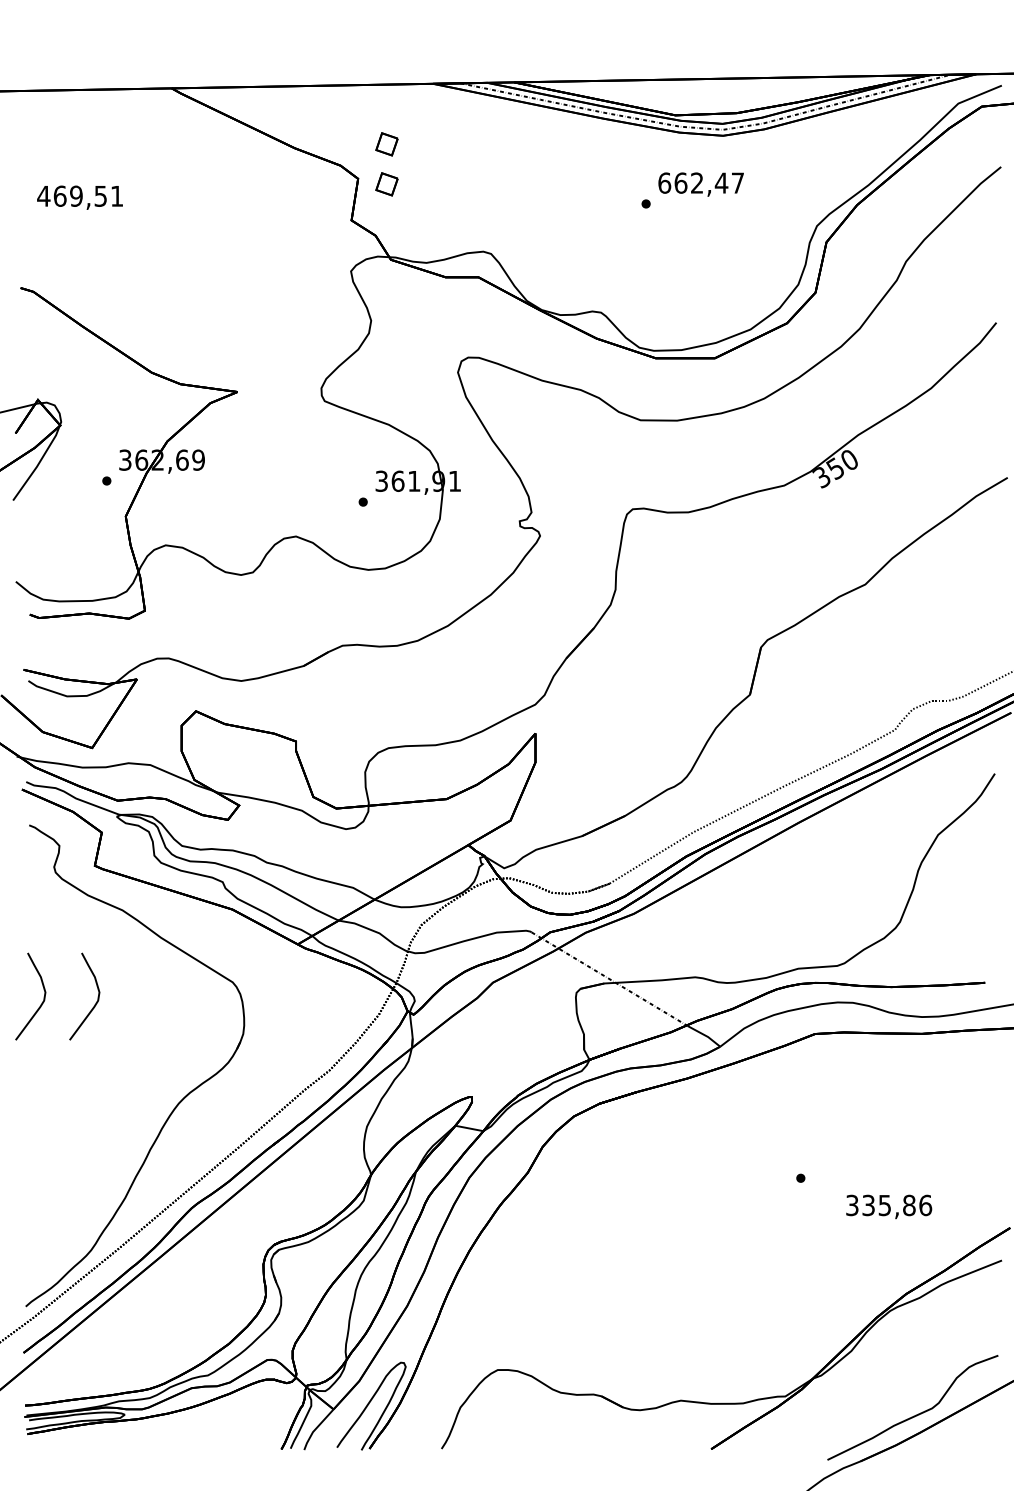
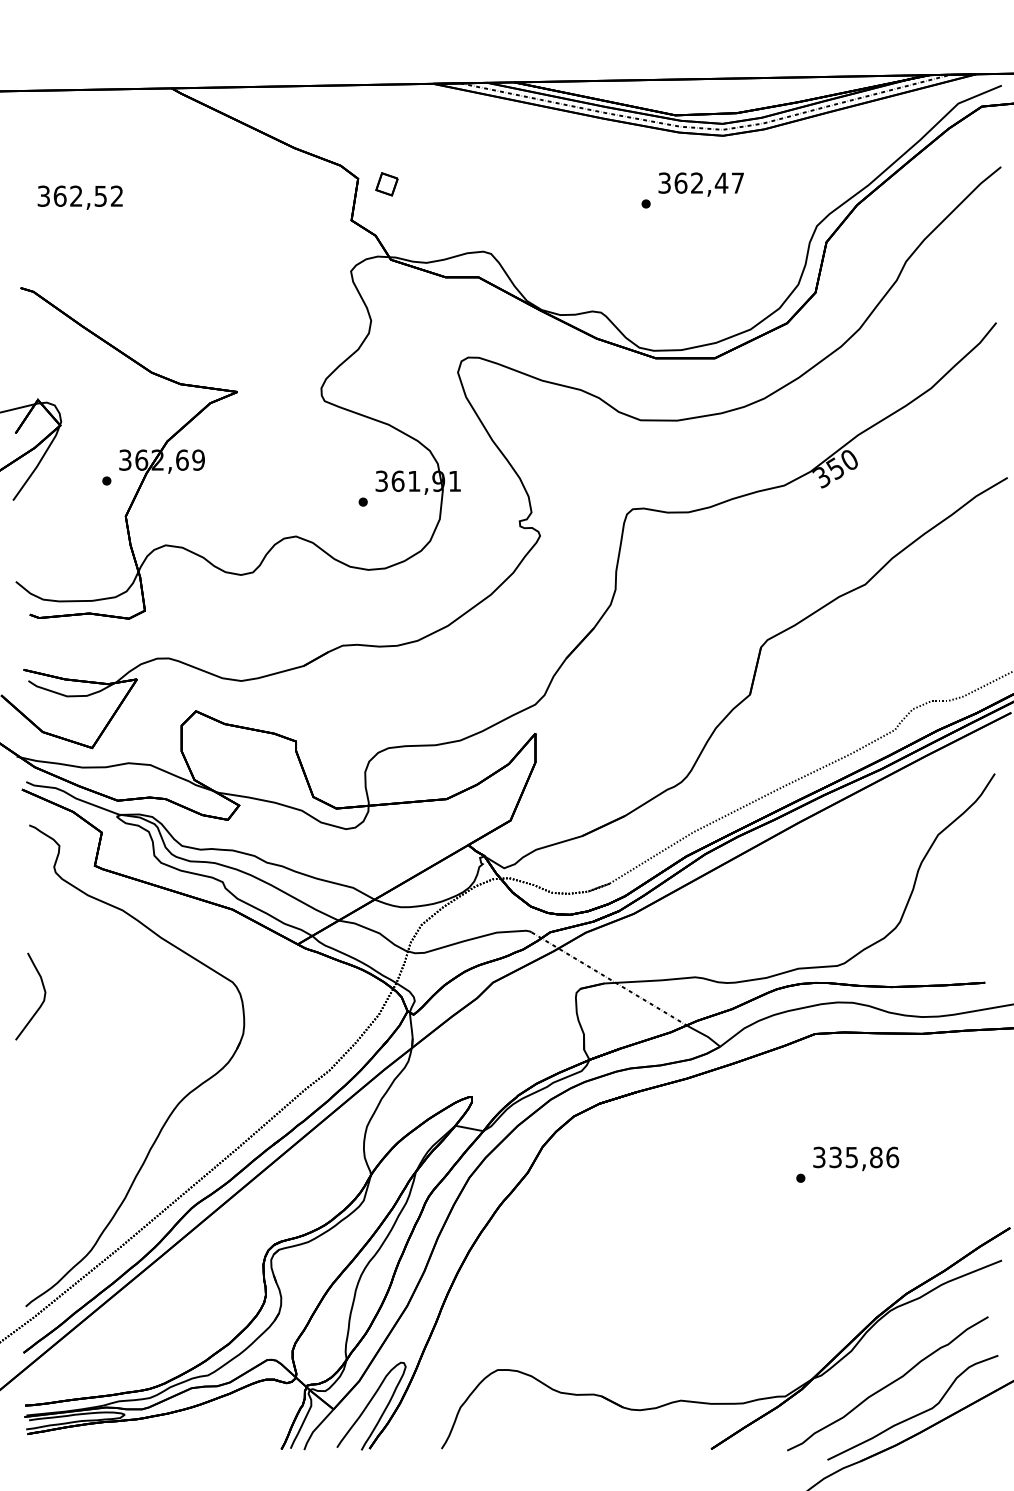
part: present -> none (386, 144)
text: 662,47 -> 362,47 (664, 182)
text: 469,51 -> 362,52 (79, 195)
curve: present -> none (94, 1004)
text position: (889, 1206) -> (856, 1158) (856, 1158)
curve: none -> present (887, 1384)
